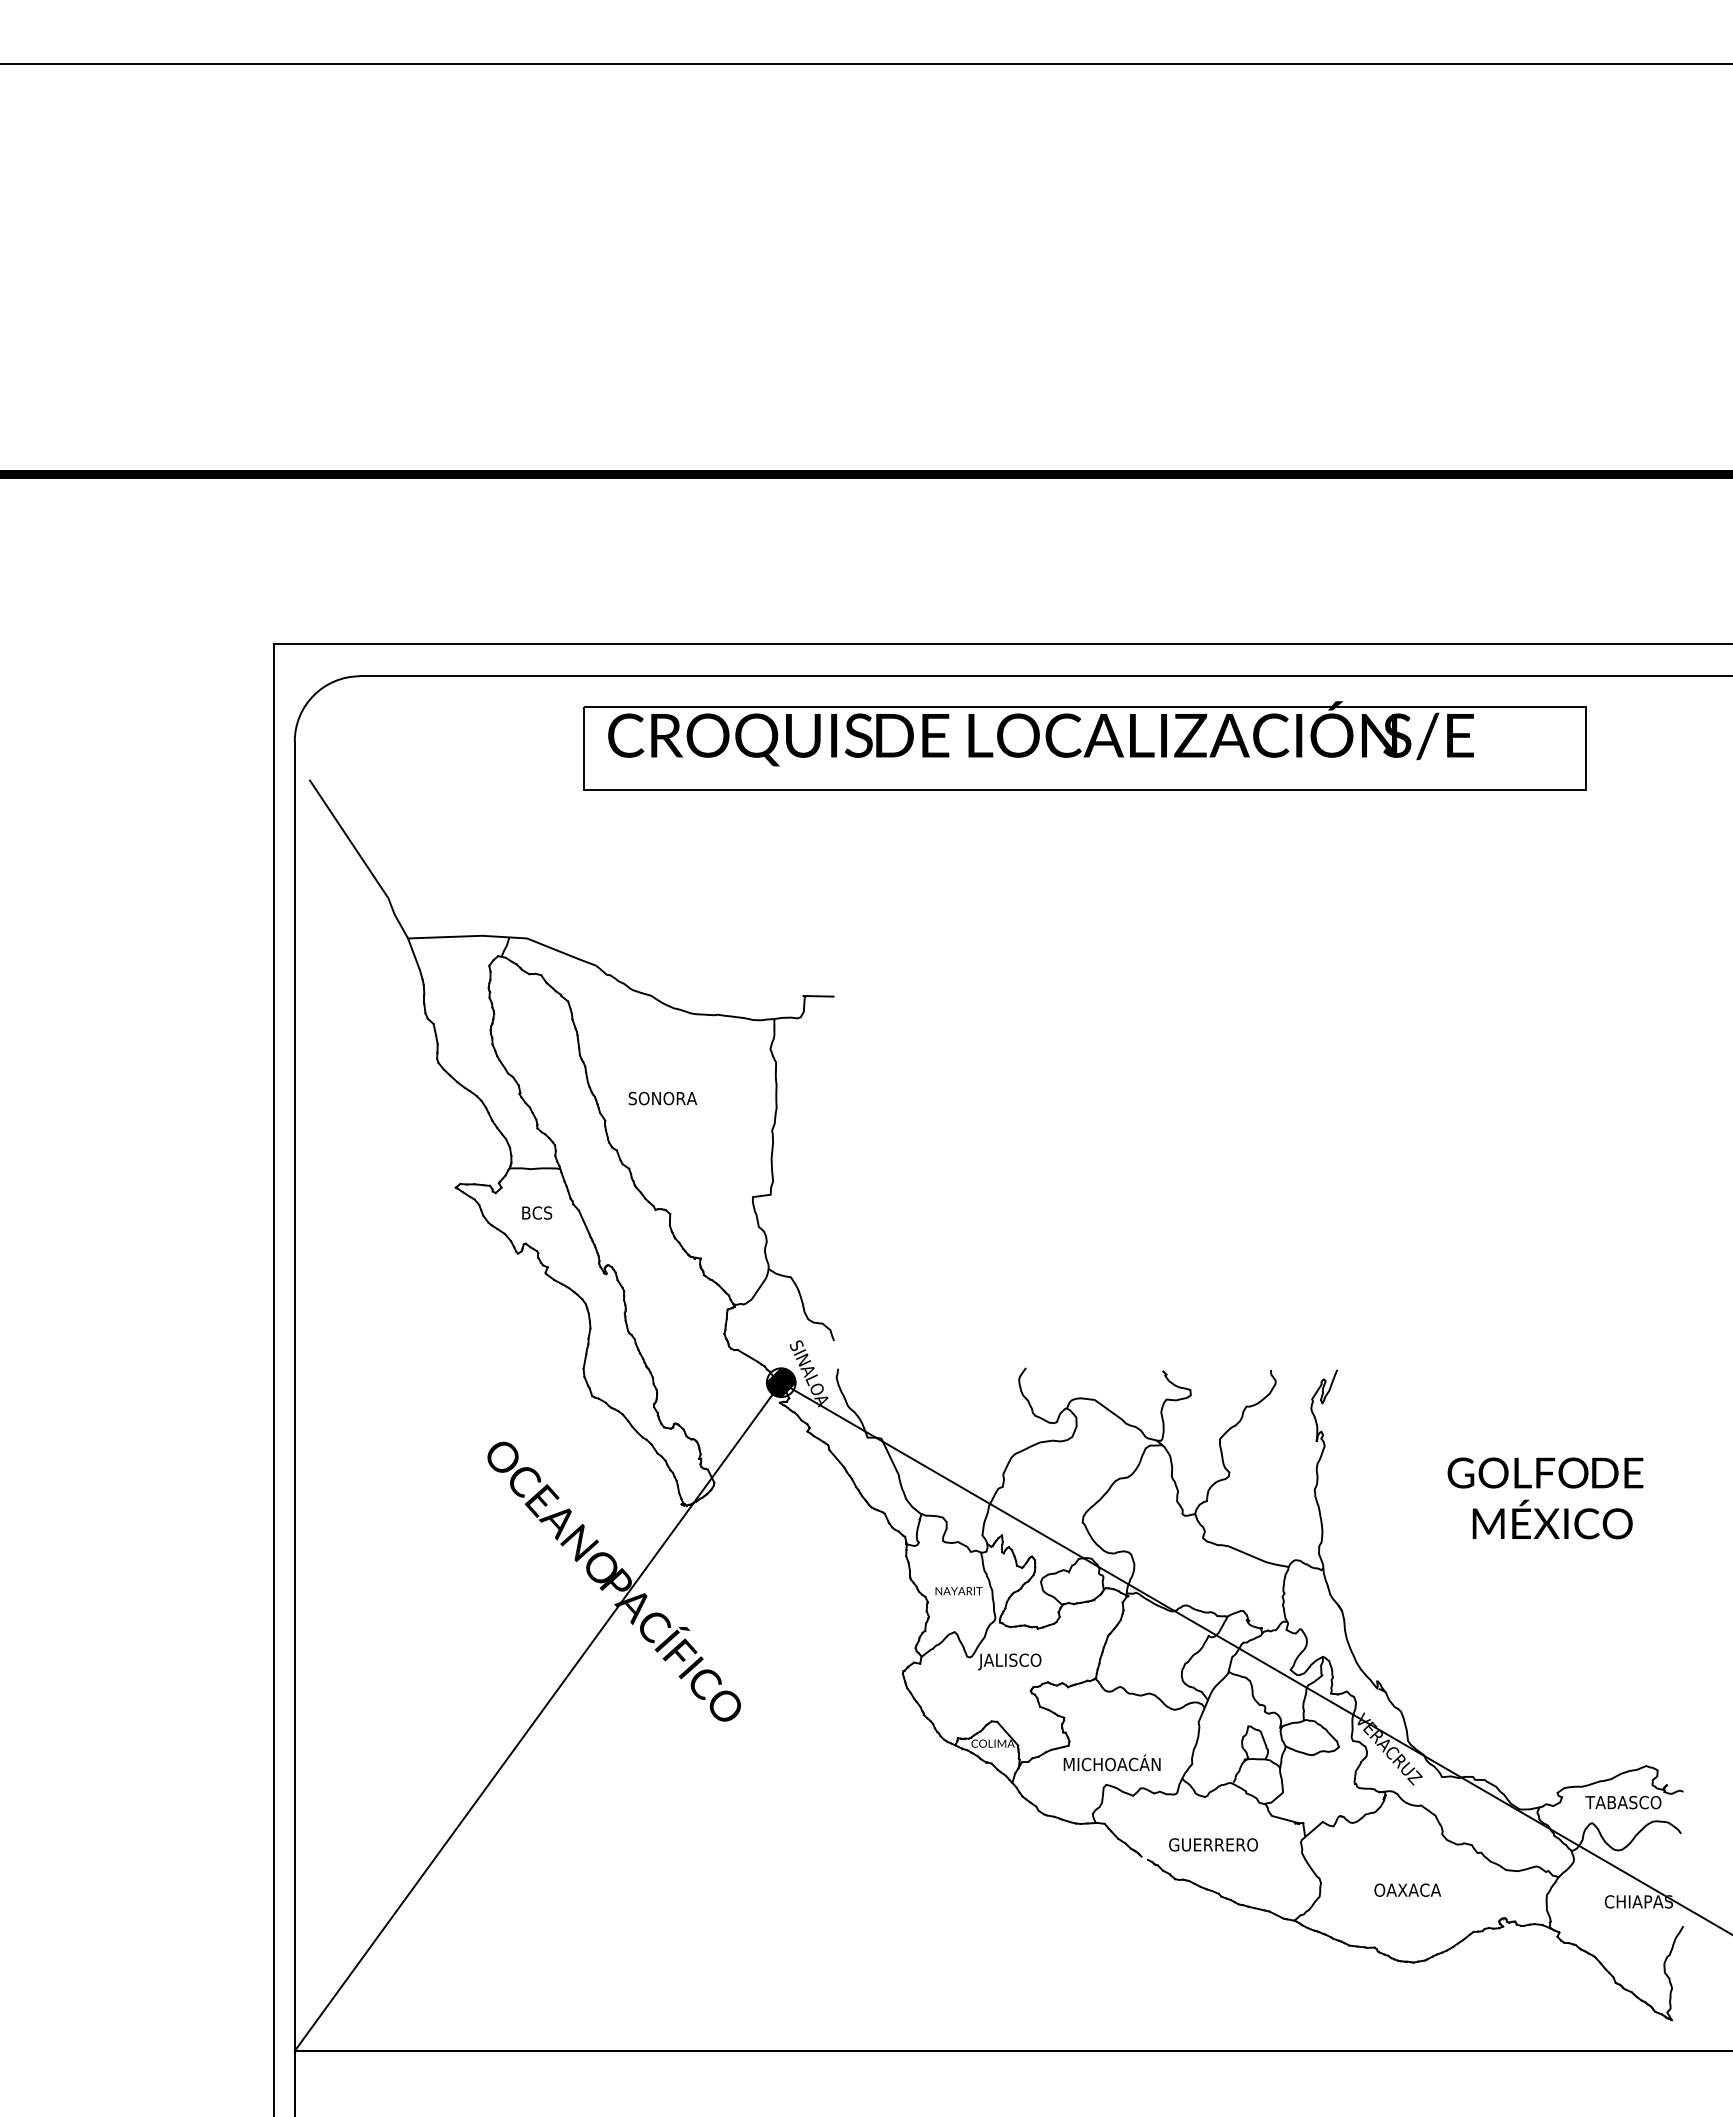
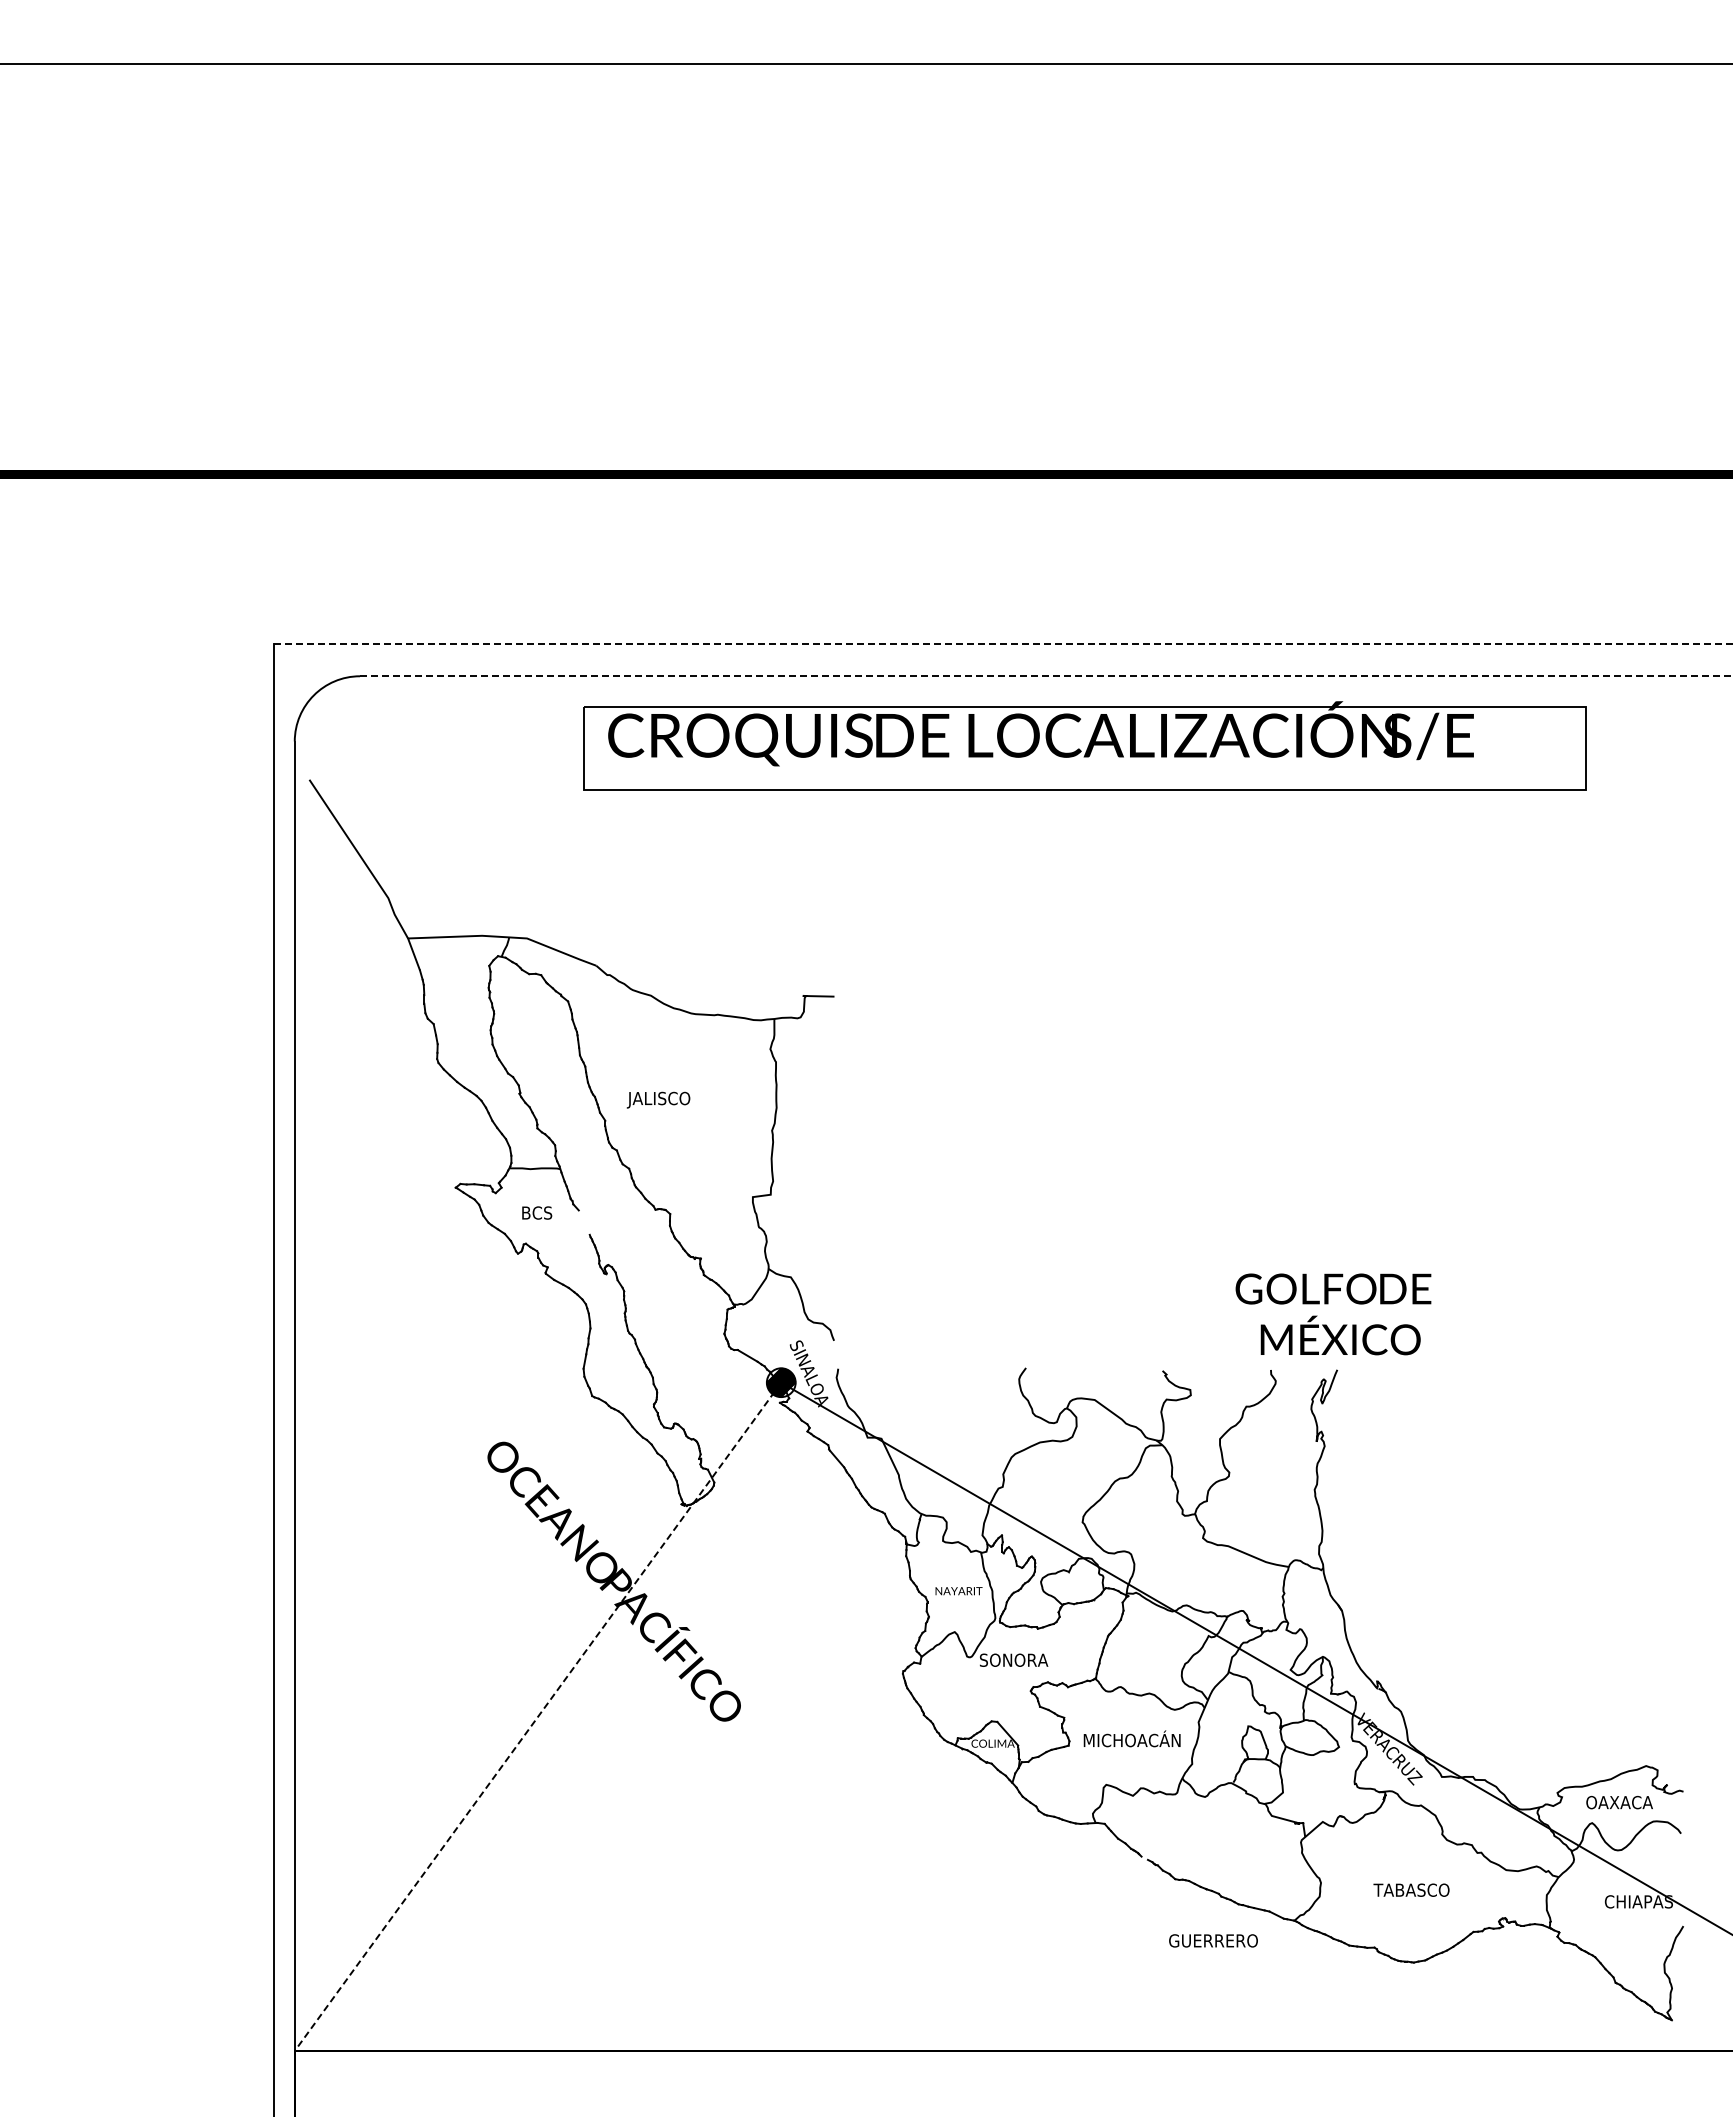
line: solid -> dashed (1003, 643)
line: solid -> dashed (1046, 676)
text: SONORA -> JALISCO (661, 1099)
line: present -> none (583, 1222)
text position: (1545, 1498) -> (1333, 1314) (1333, 1314)
text: JALISCO -> SONORA (1013, 1661)
line: solid -> dashed (537, 1717)
text position: (1111, 1762) -> (1131, 1738) (1131, 1738)
text: TABASCO -> OAXACA (1623, 1802)
text position: (1213, 1844) -> (1213, 1940) (1213, 1940)
text: OAXACA -> TABASCO (1411, 1889)
